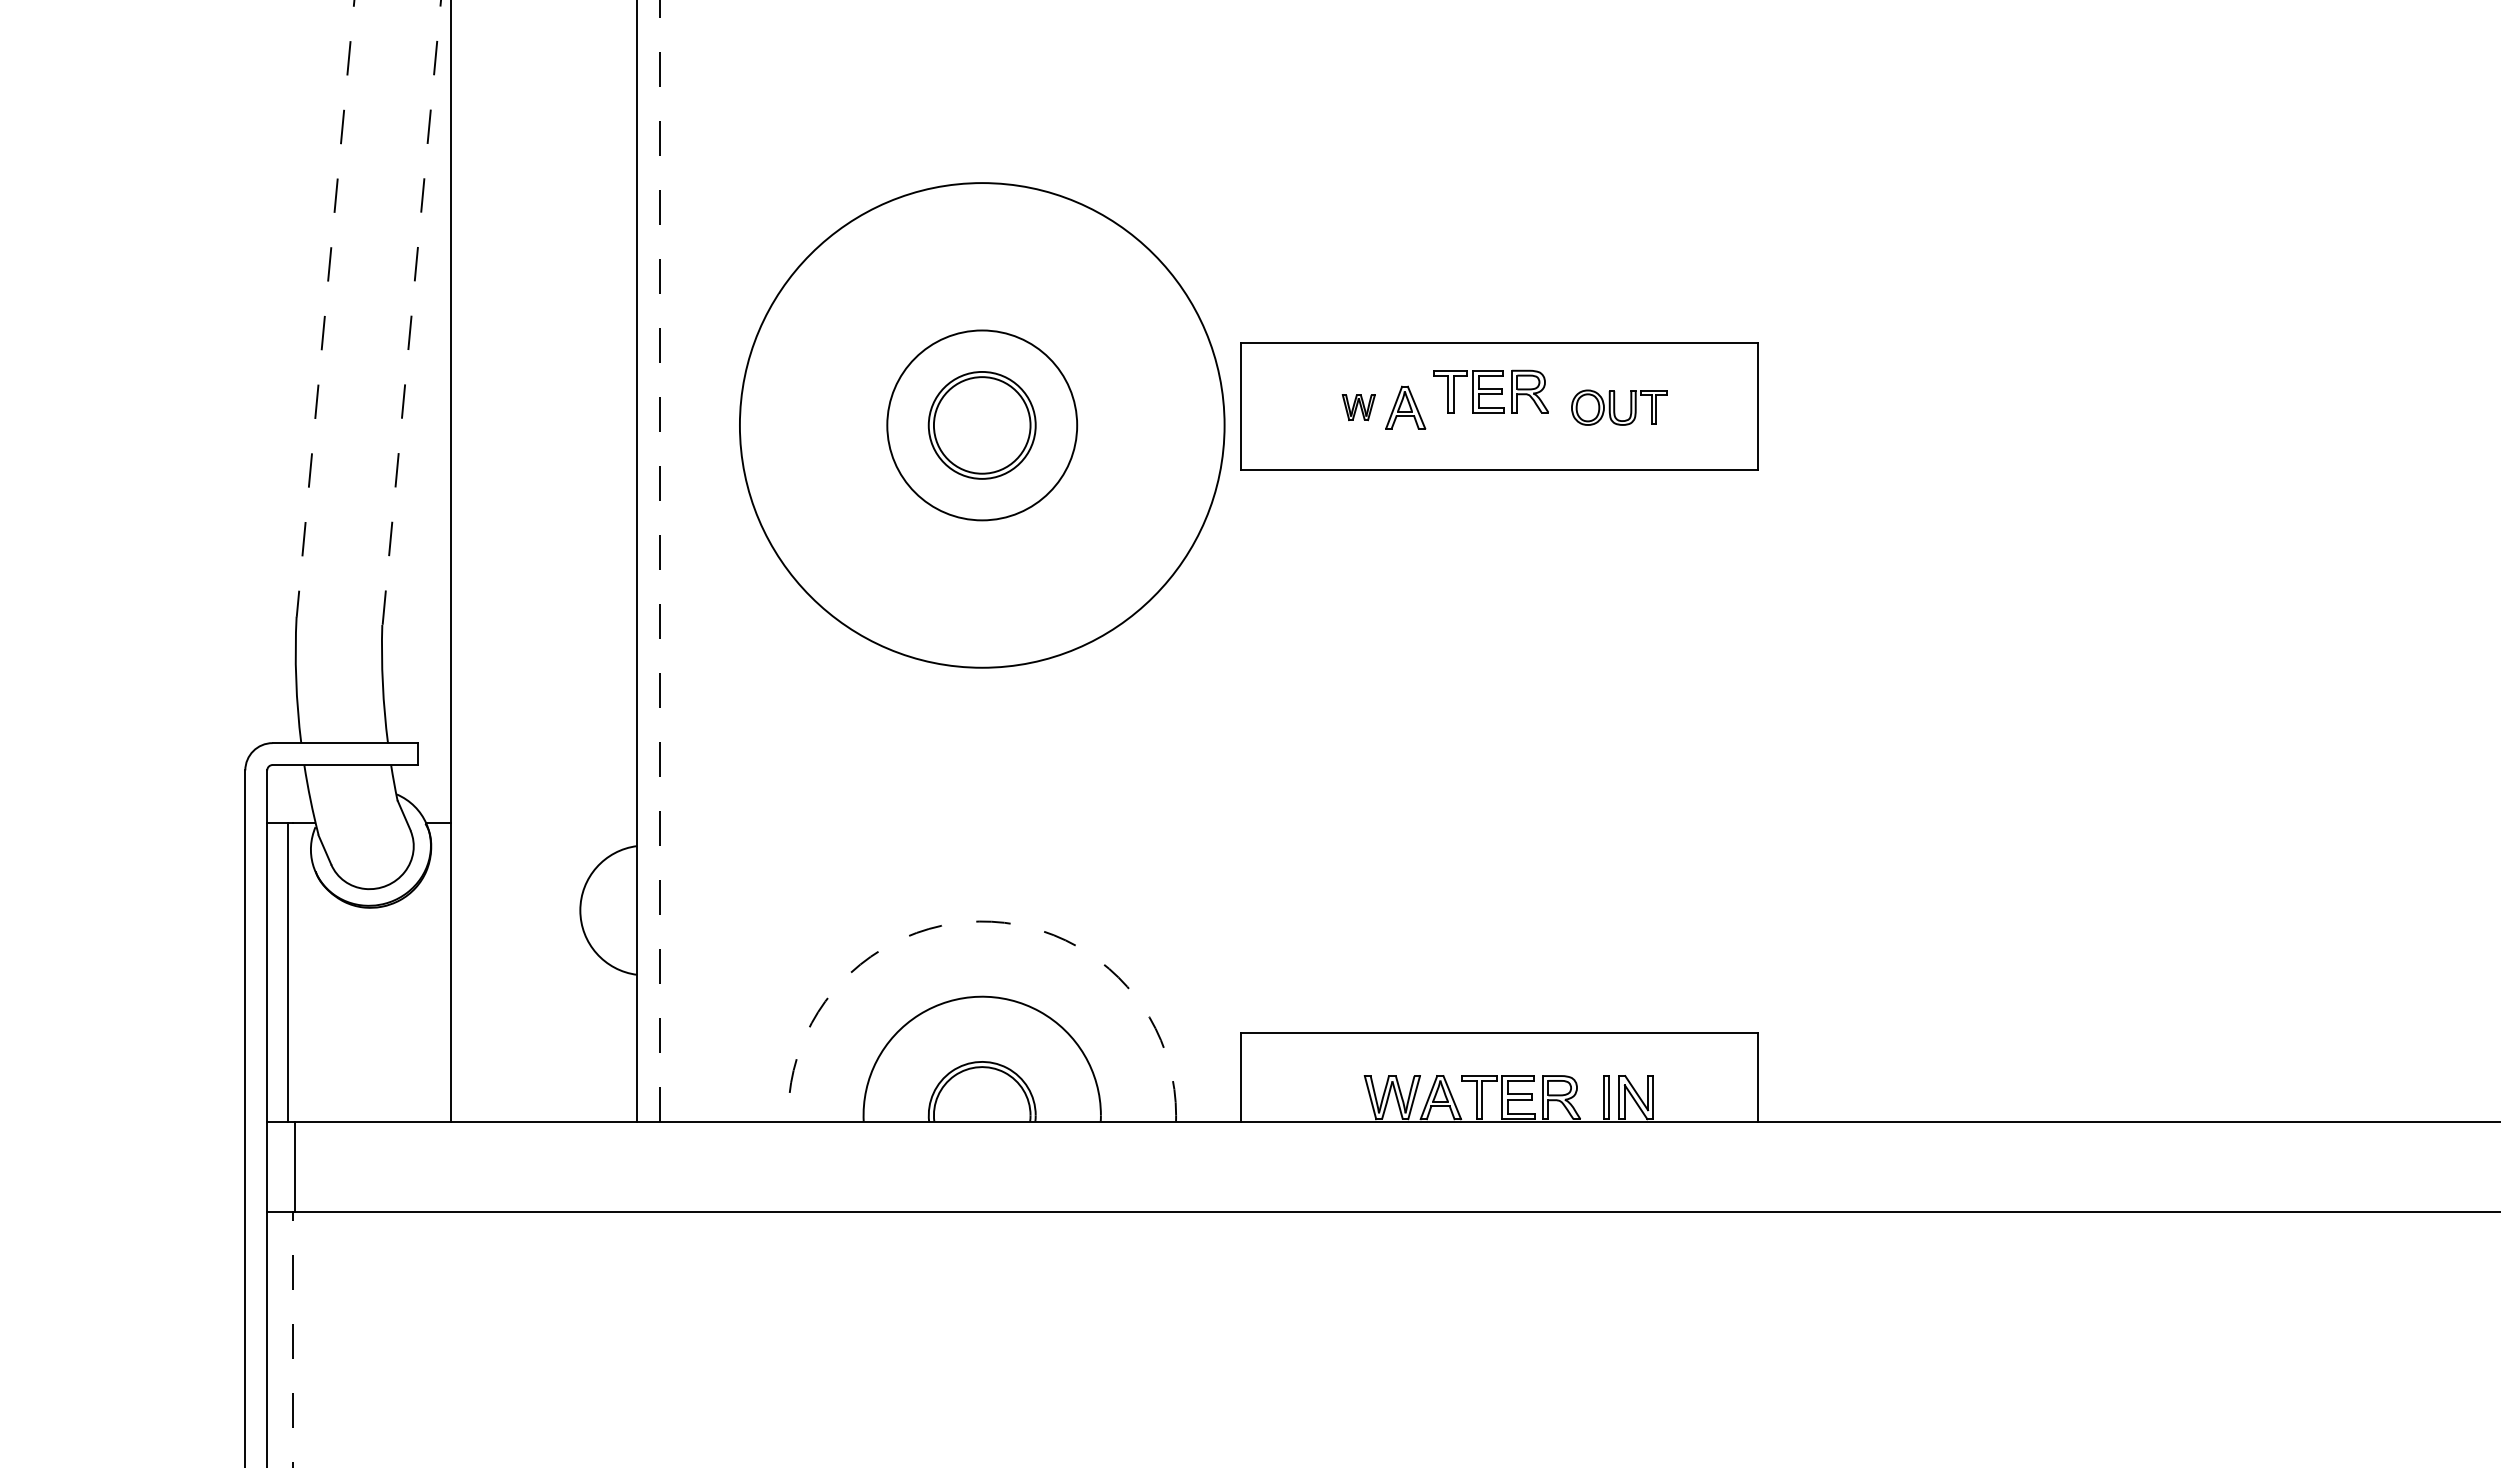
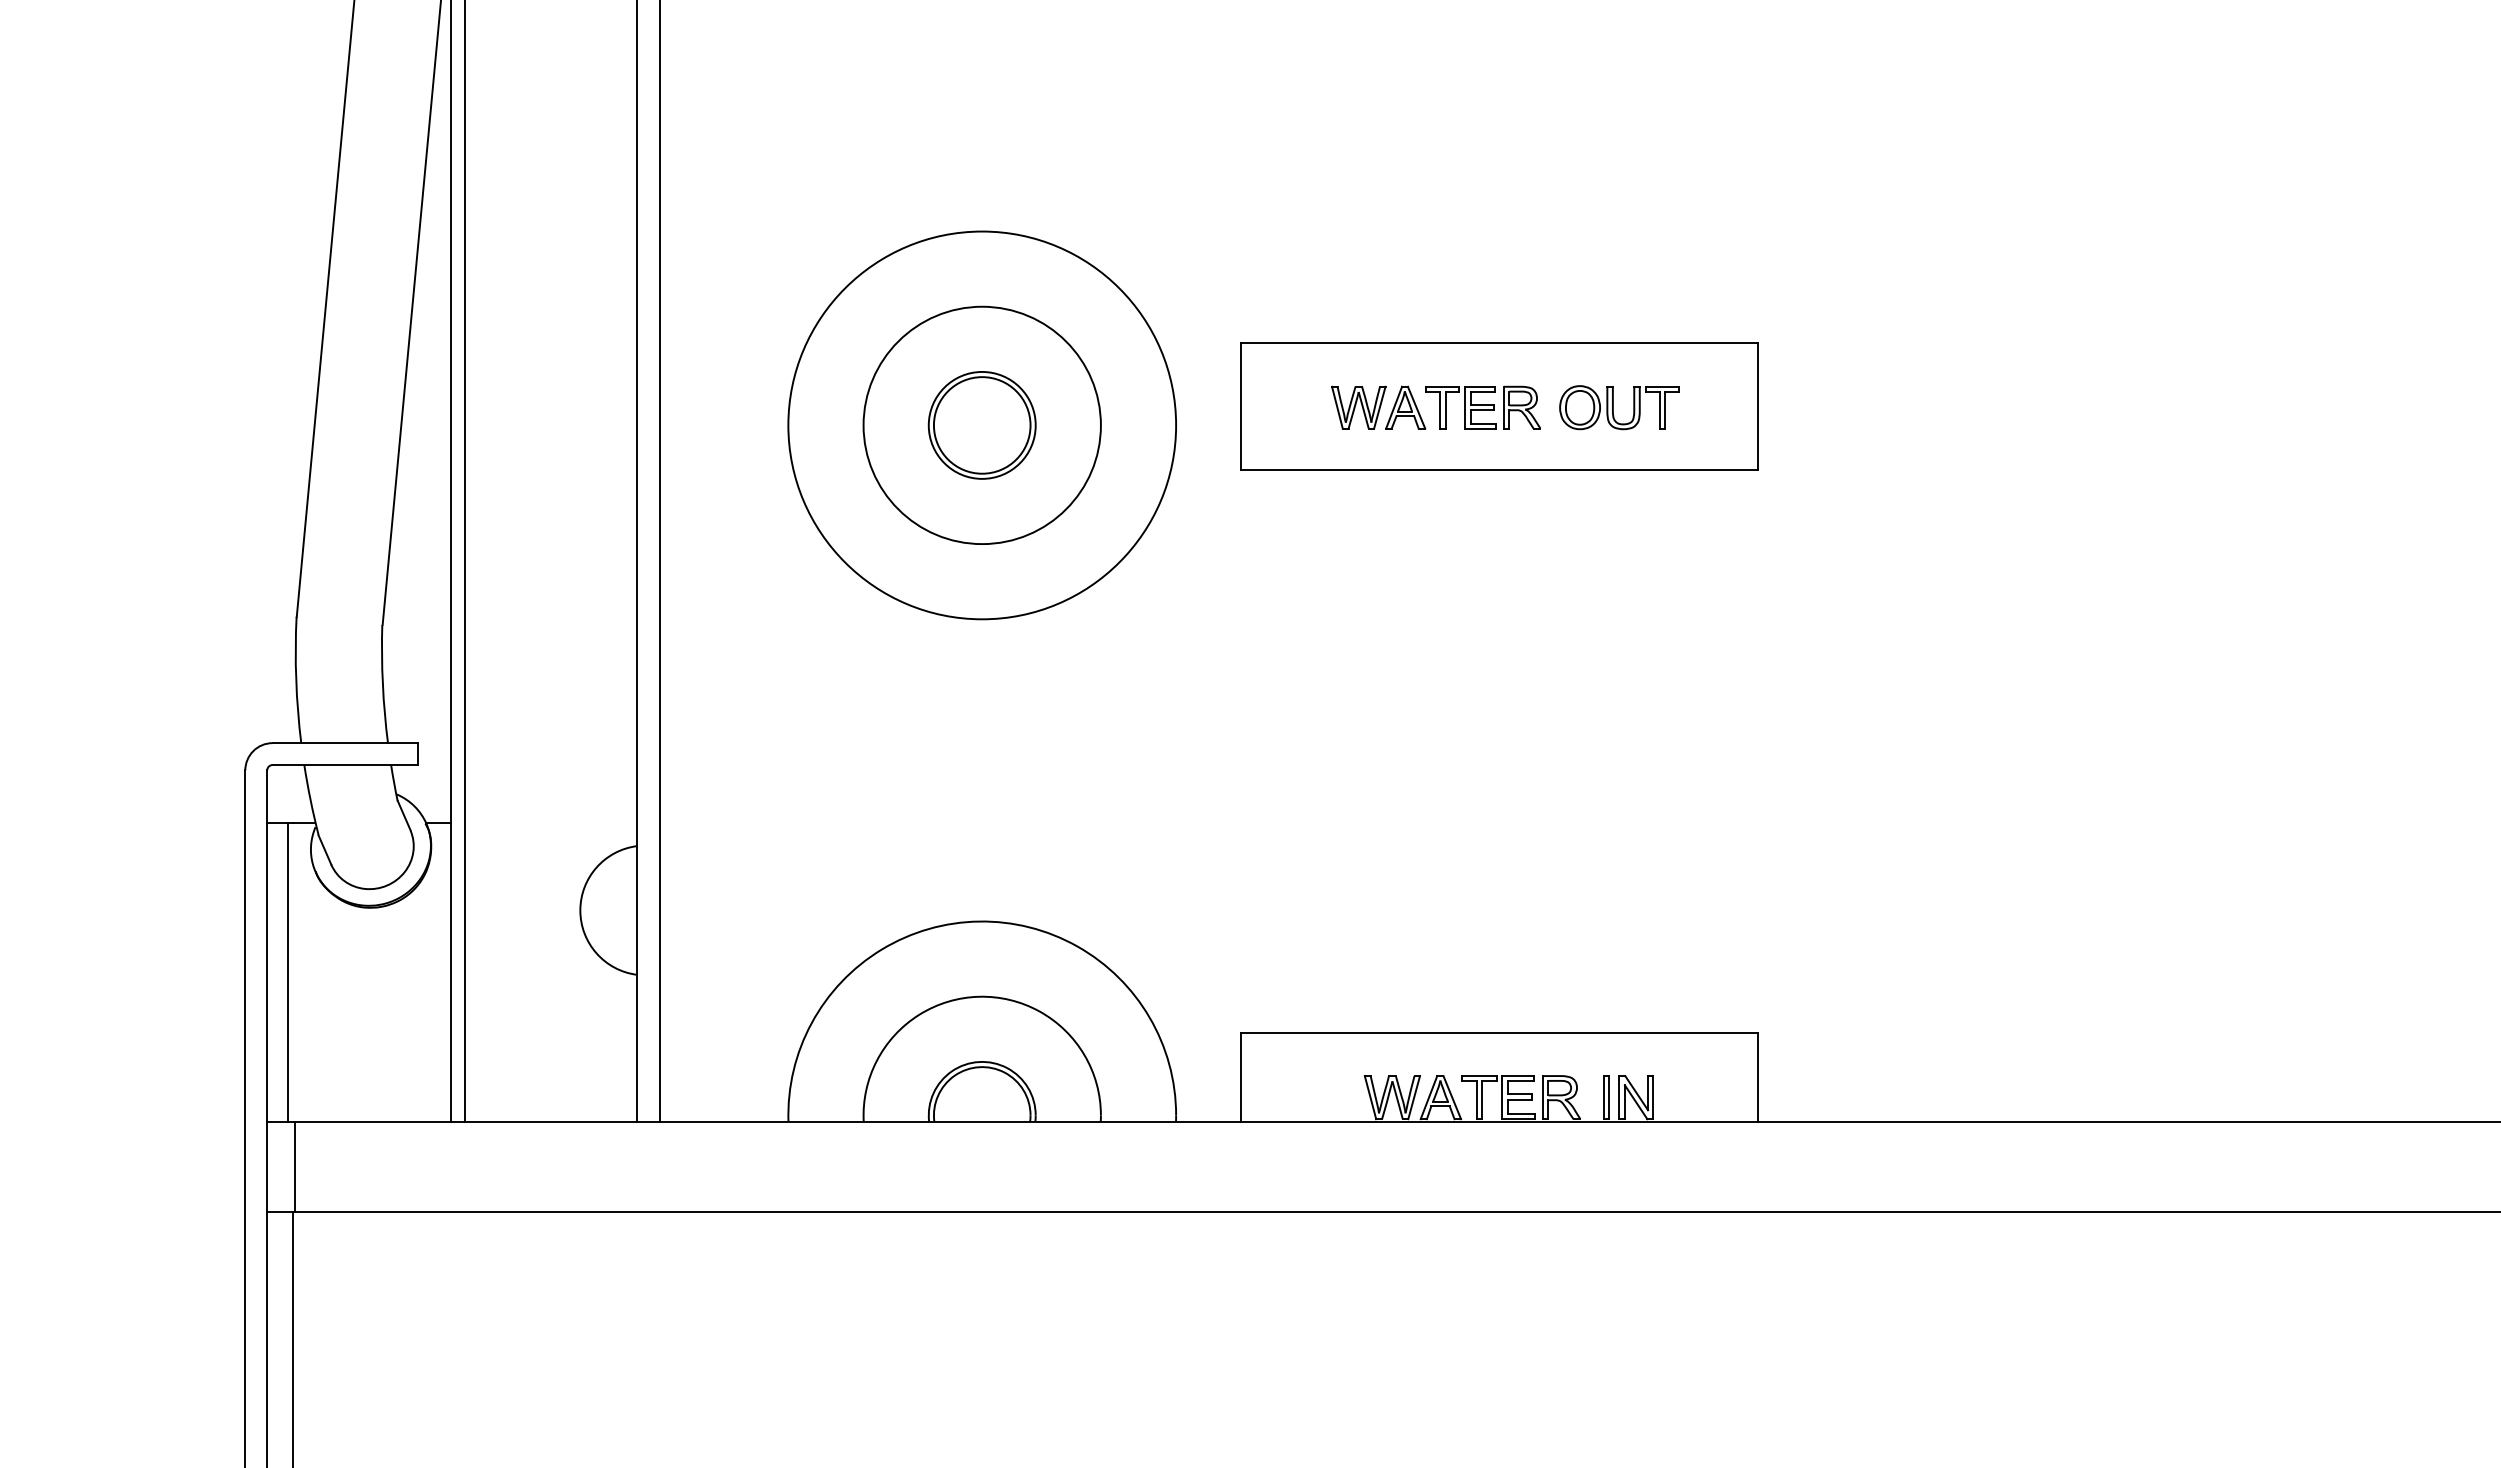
line: dashed -> solid (325, 309)
line: dashed -> solid (411, 312)
part position: (1490, 391) -> (1482, 407) (1482, 407)
part size: 35x28 px -> 56x45 px (1358, 407)
part size: 97x37 px -> 121x46 px (1619, 407)
circle diameter: 485 px -> 388 px (982, 425)
circle diameter: 190 px -> 237 px (981, 425)
line: dashed -> solid (660, 560)
line: none -> present (464, 561)
arc: dashed -> solid (979, 921)
line: dashed -> solid (293, 1339)
